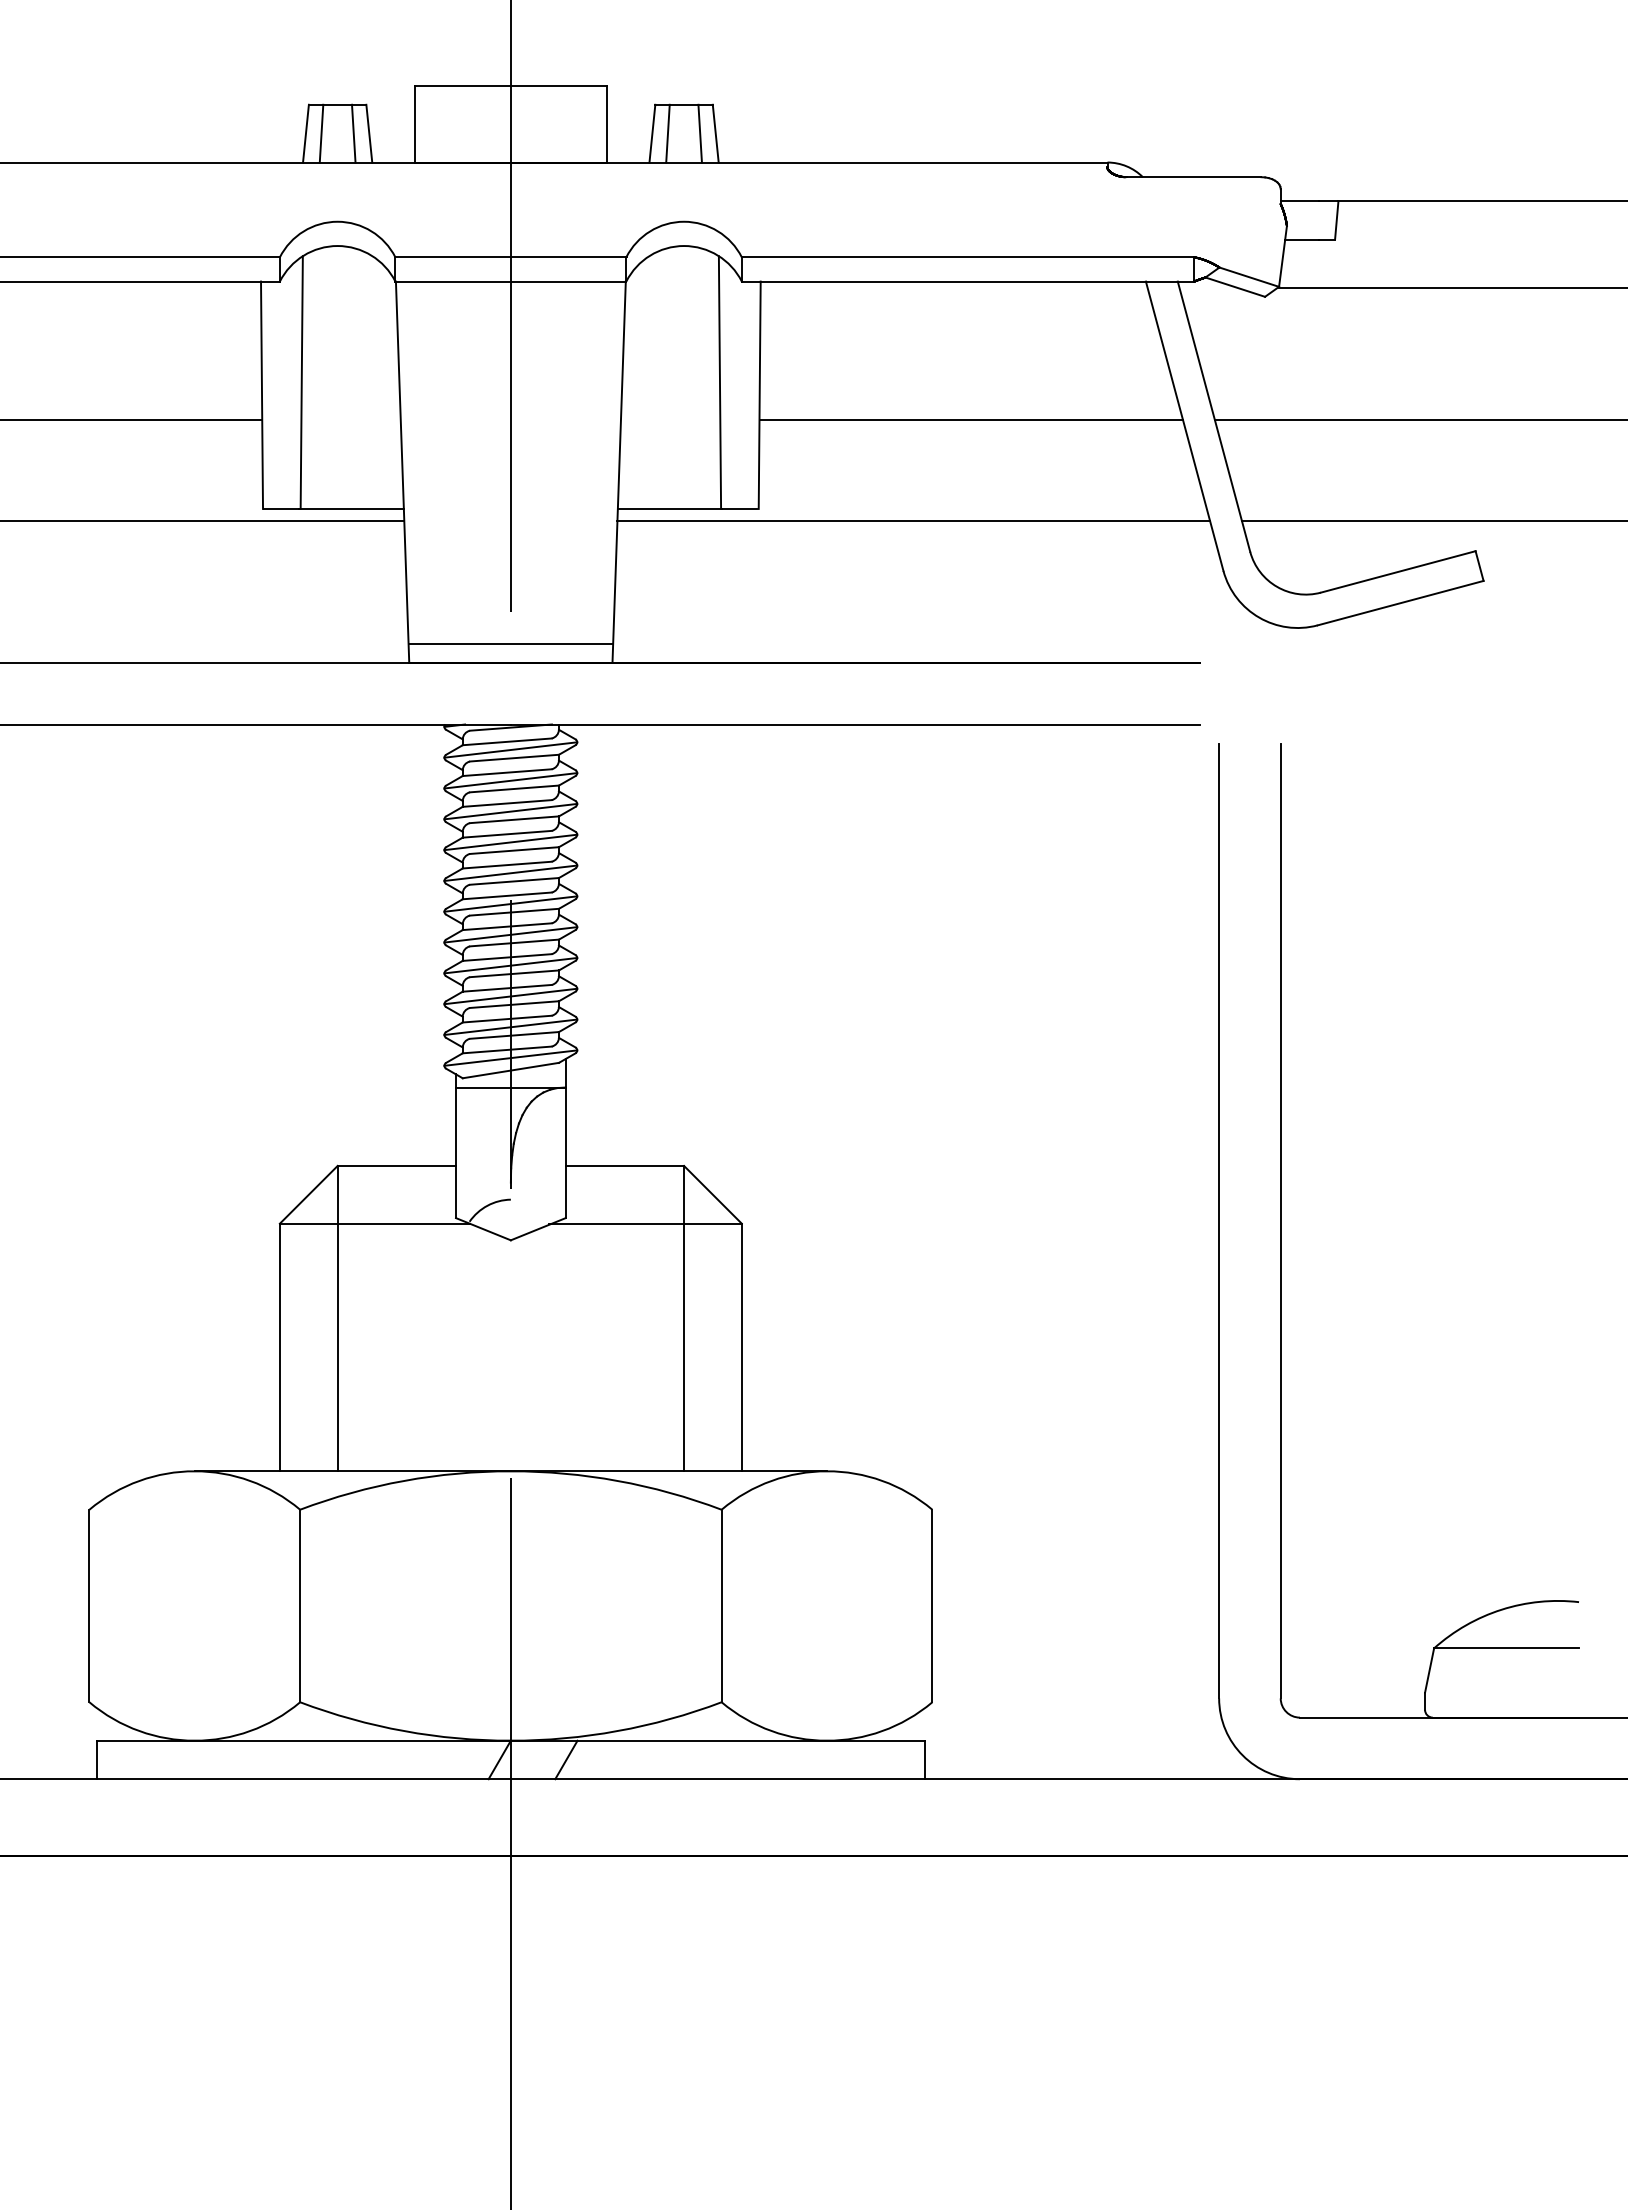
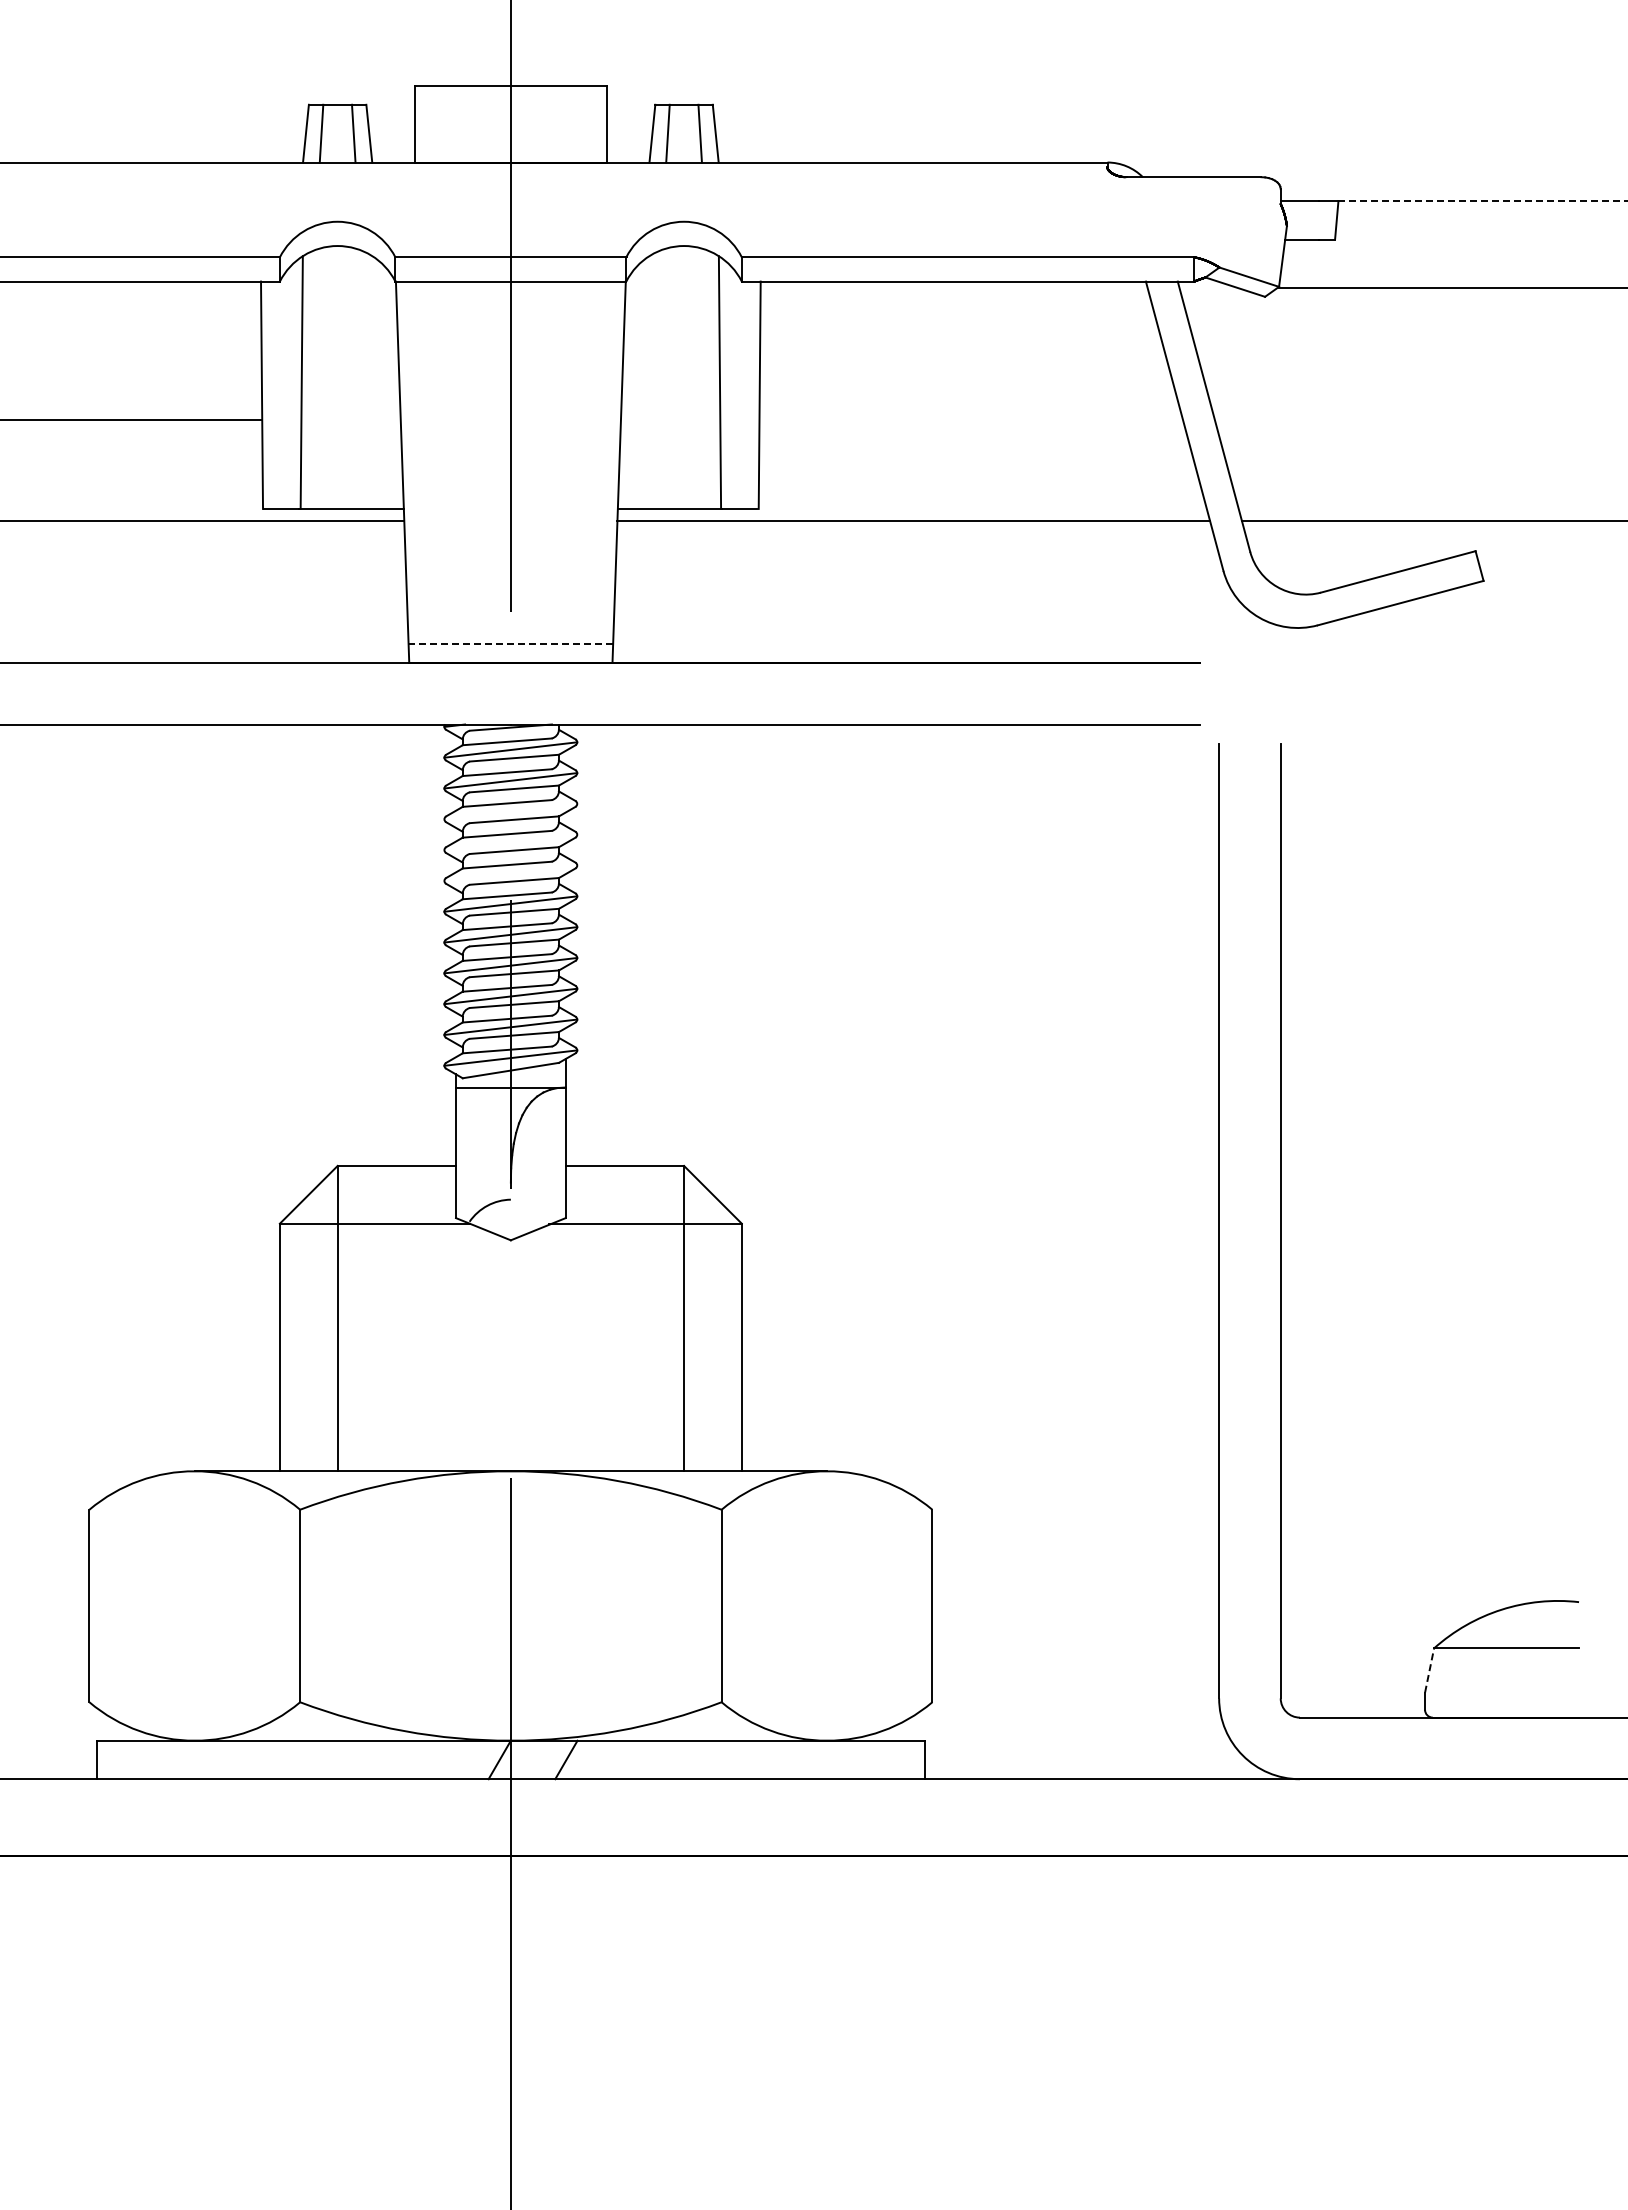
line: solid -> dashed (1483, 201)
line: present -> none (971, 420)
line: present -> none (1419, 420)
line: solid -> dashed (510, 643)
line: present -> none (510, 811)
line: present -> none (510, 842)
line: present -> none (510, 872)
line: solid -> dashed (1429, 1670)
